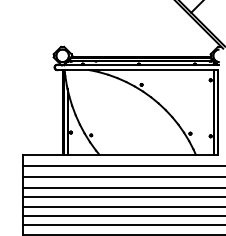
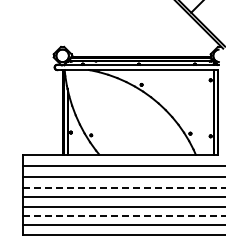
line: solid -> dashed (125, 187)
line: solid -> dashed (125, 215)
